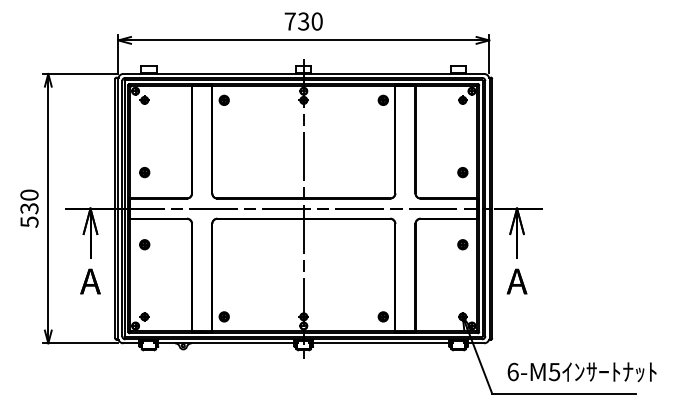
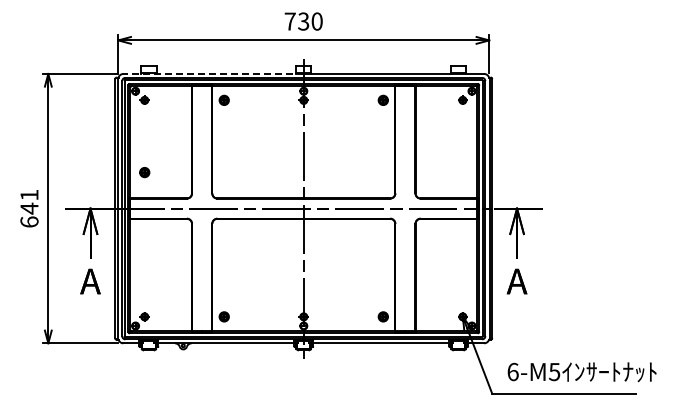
line: solid -> dashed (213, 73)
part: present -> none (462, 172)
text: 530 -> 641 (29, 208)
part: present -> none (144, 244)
part: present -> none (462, 244)
